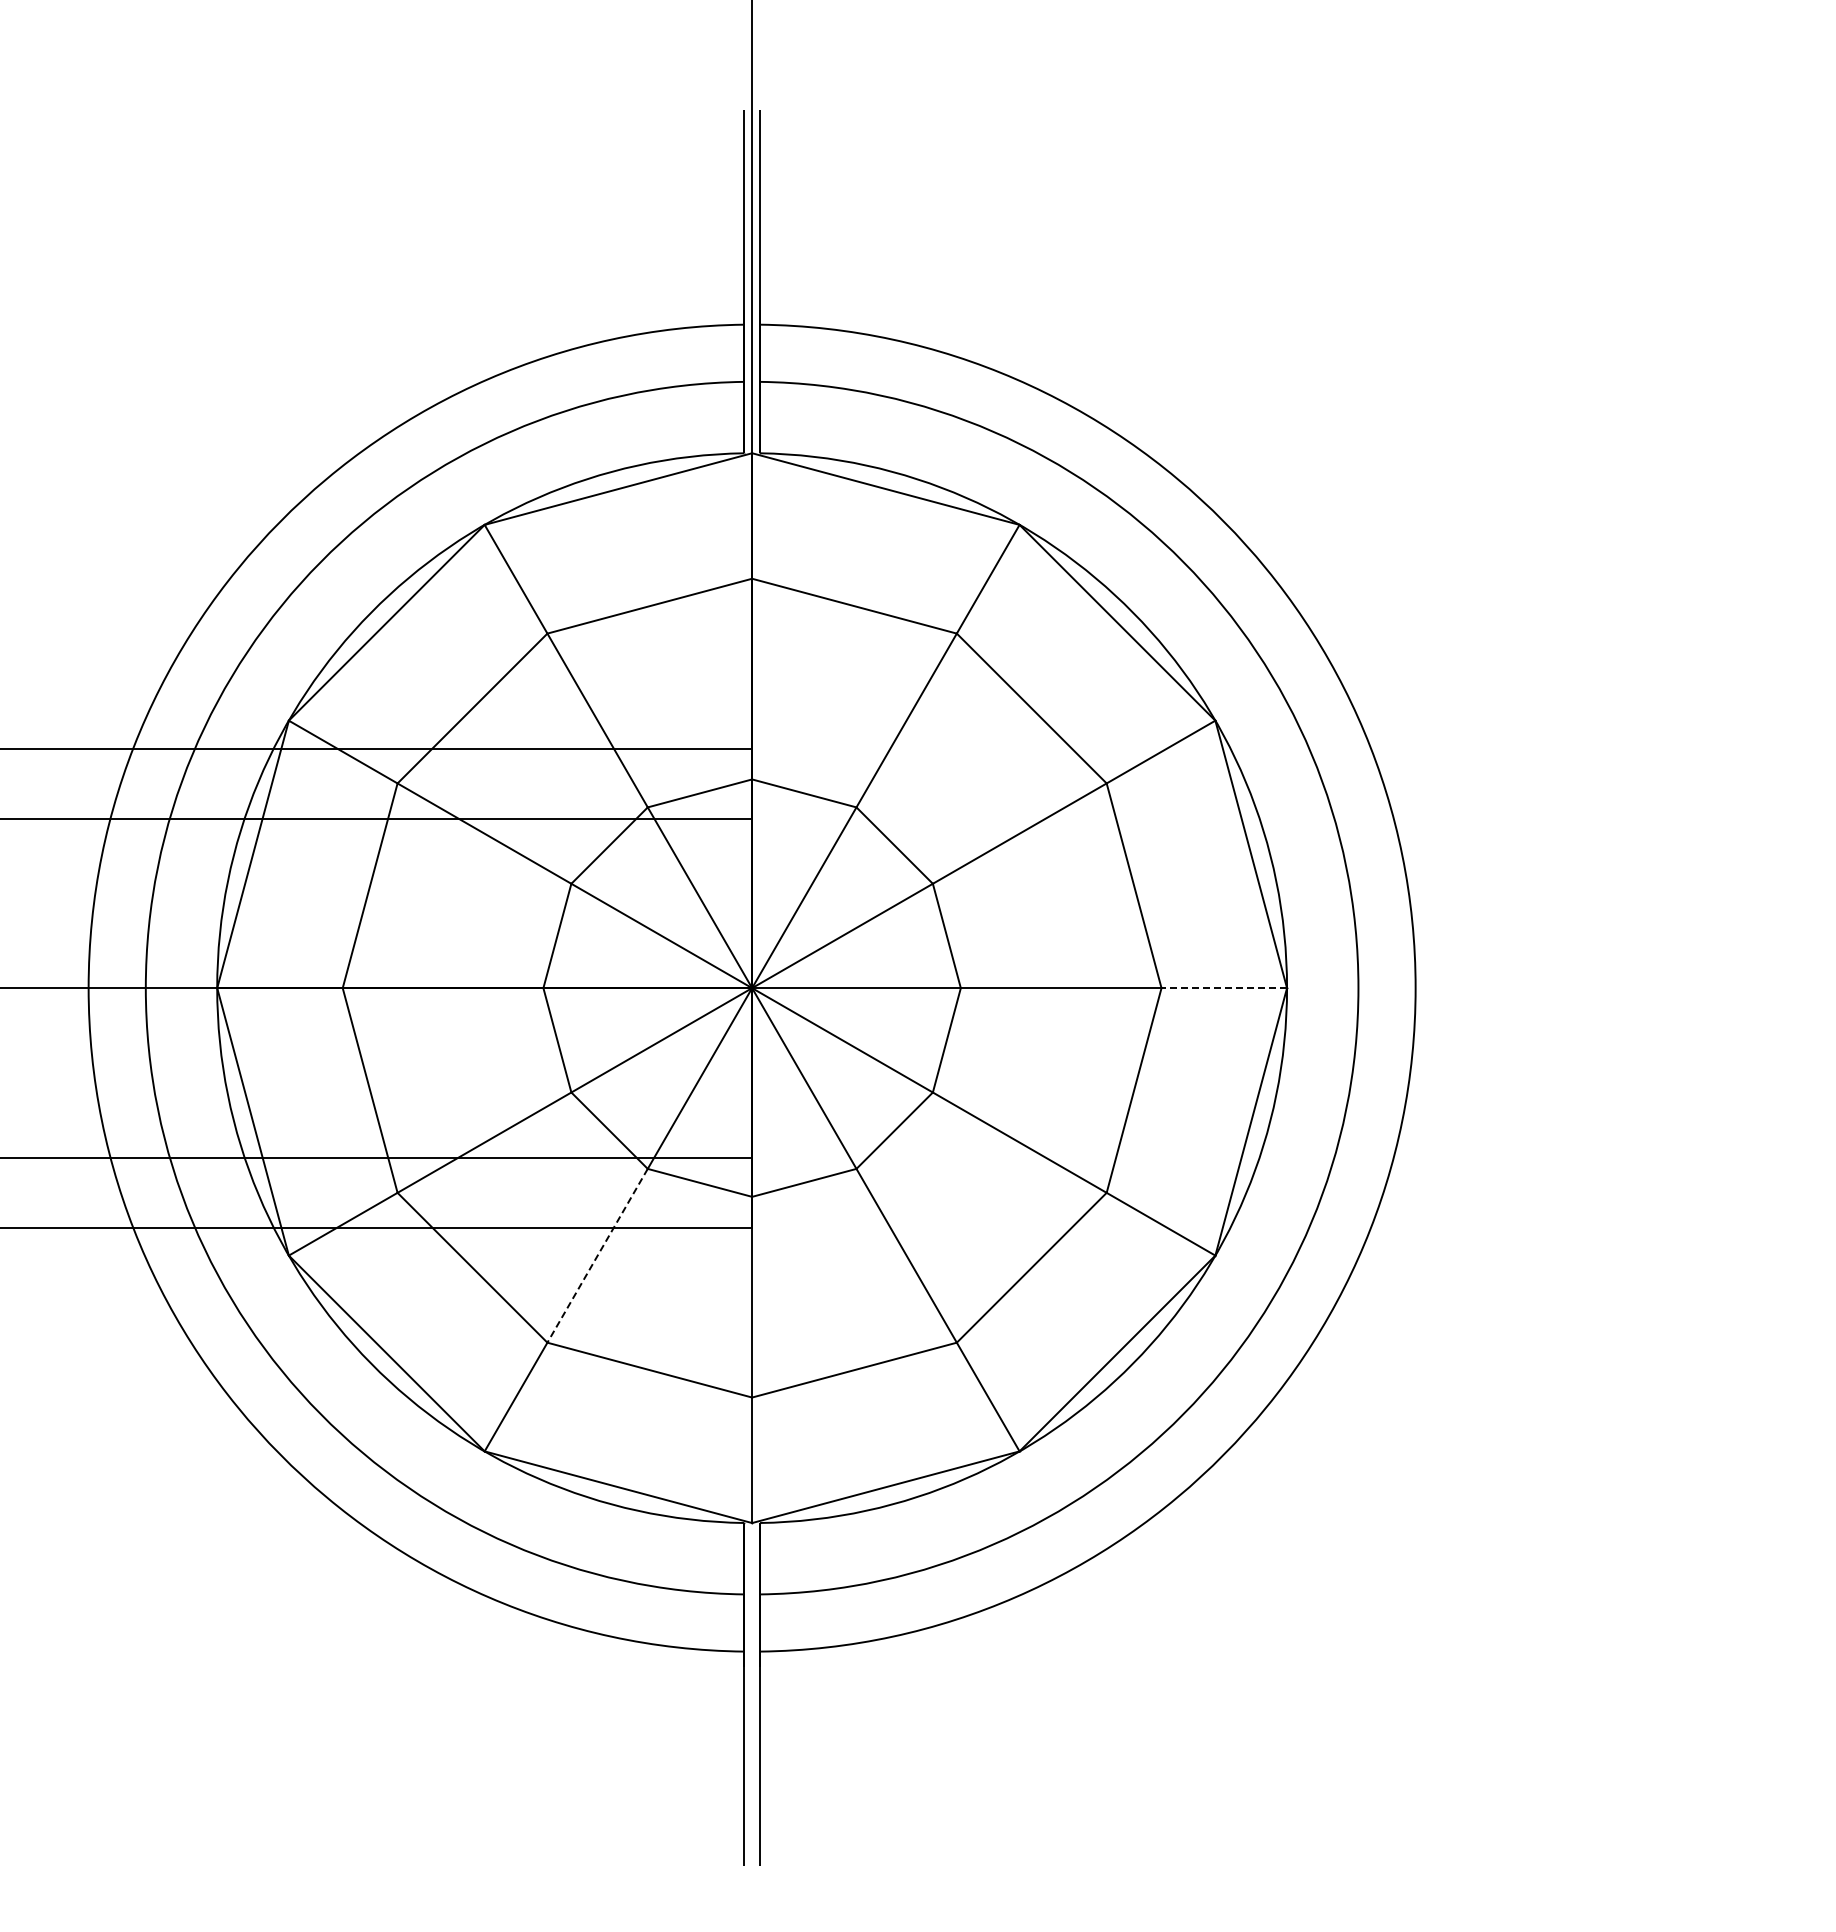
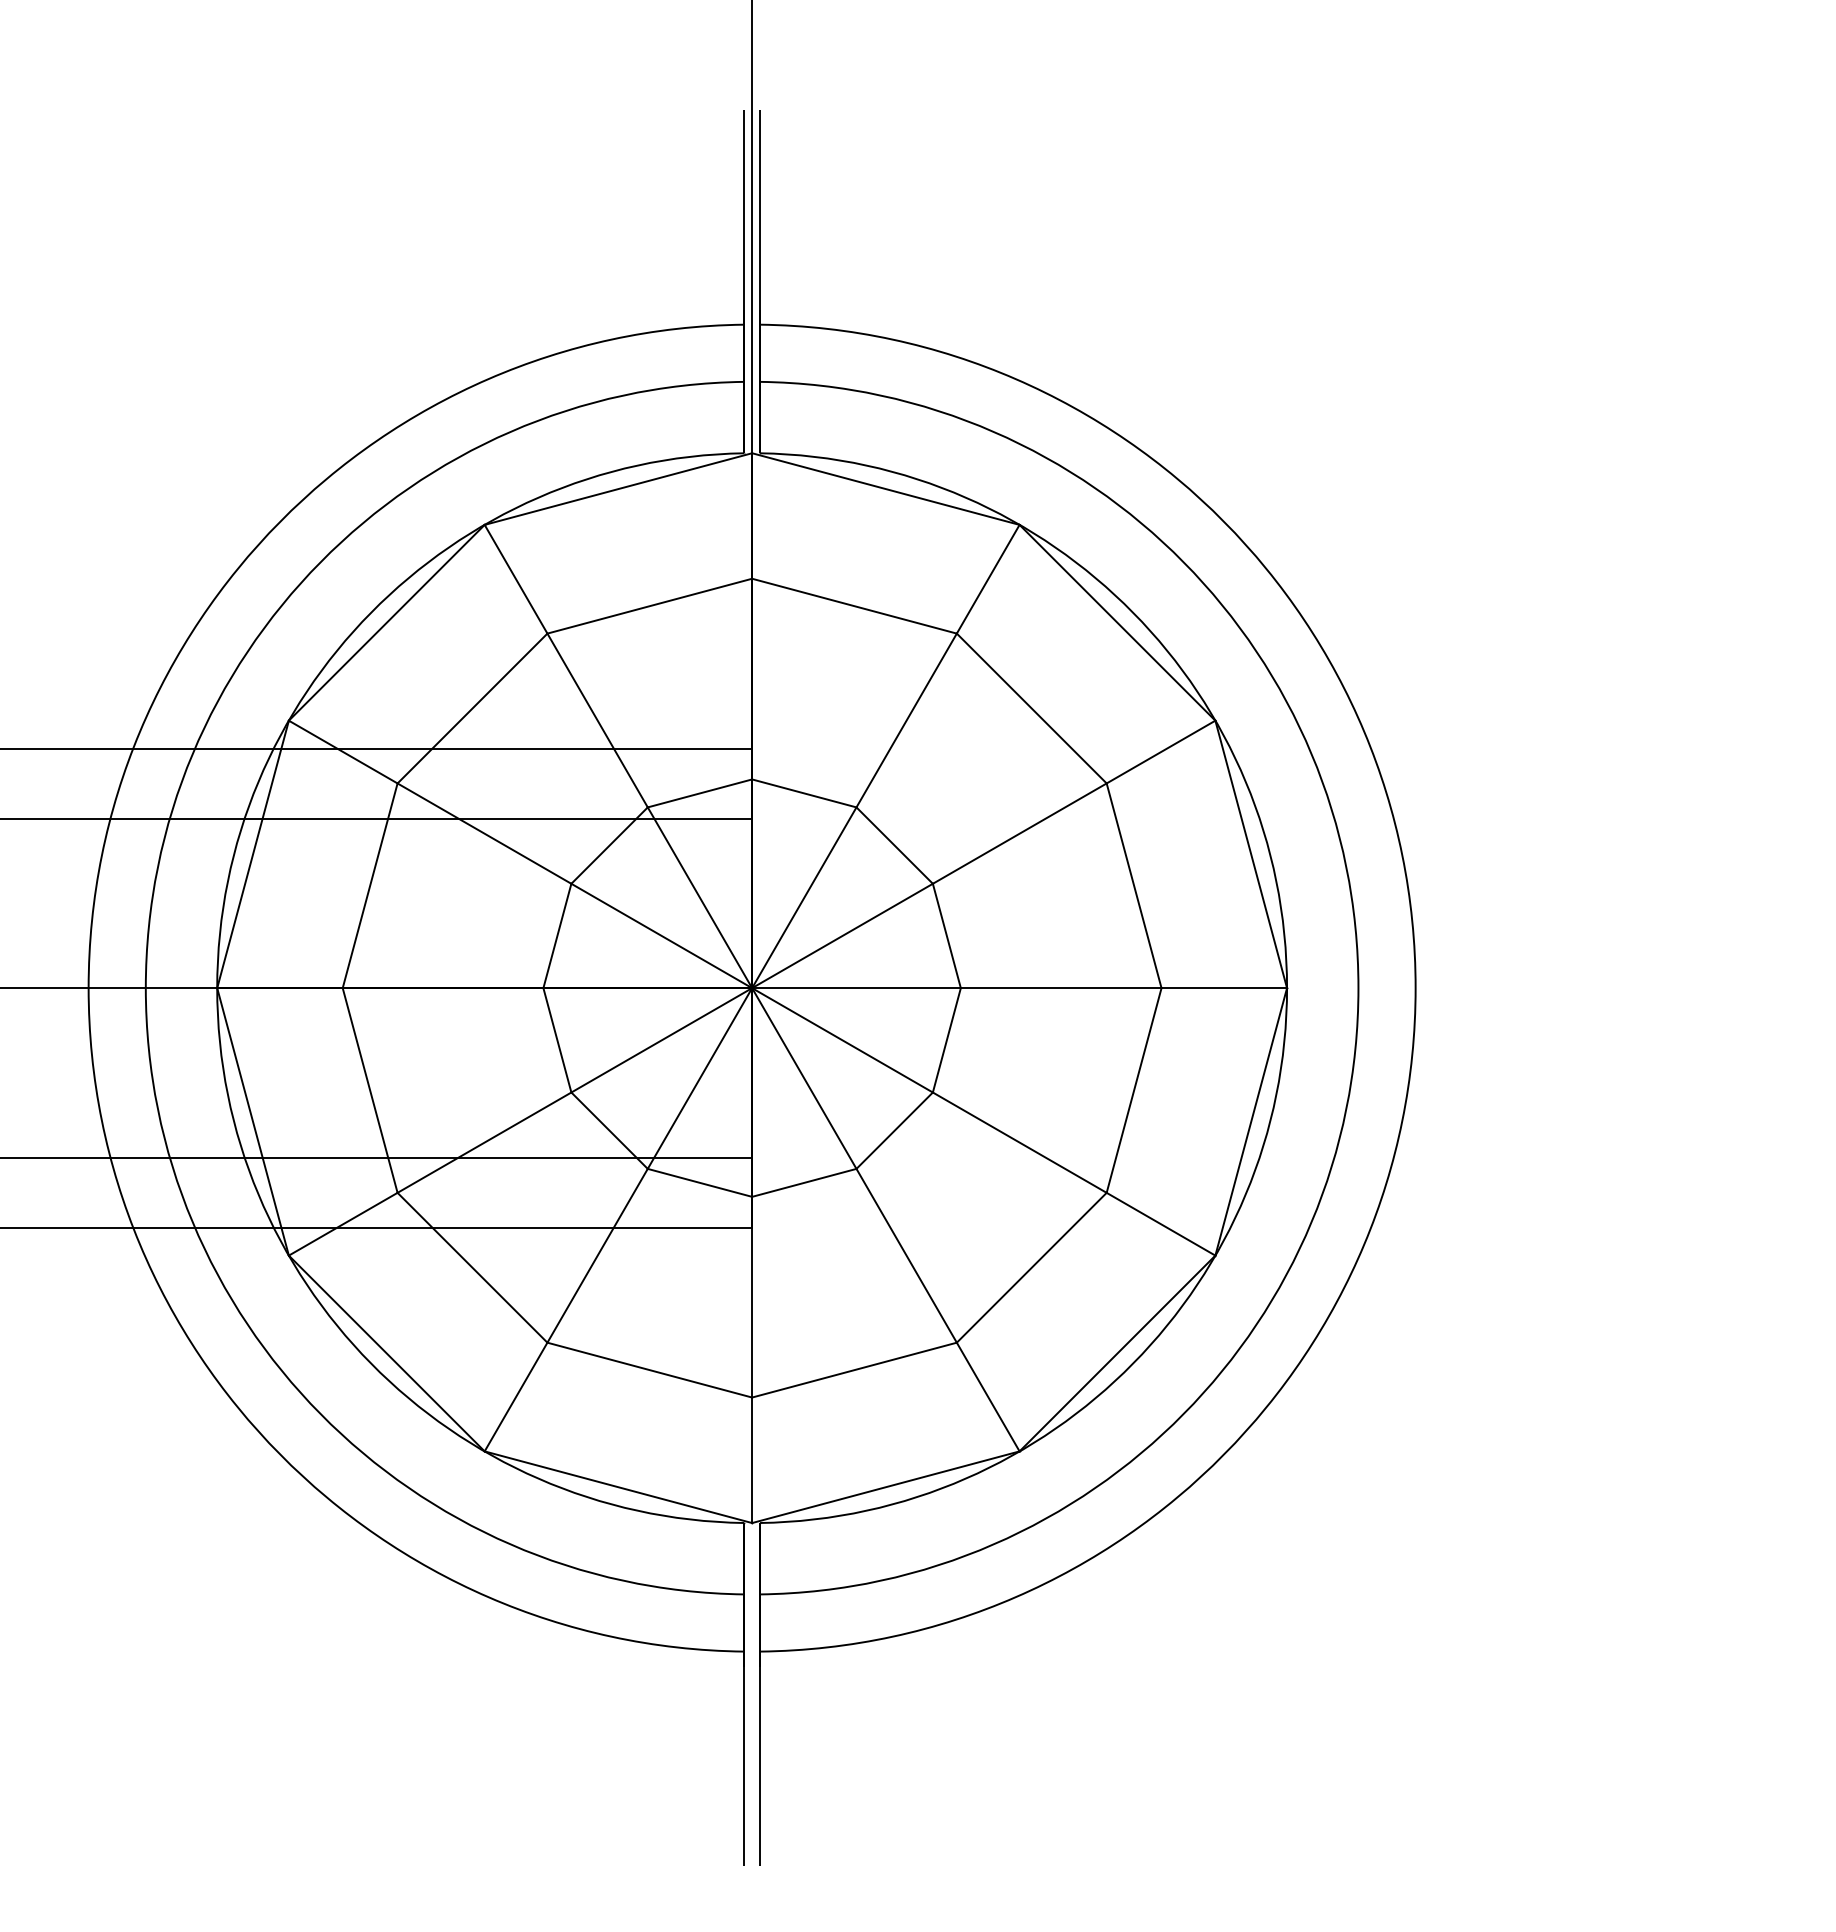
line: dashed -> solid (1224, 988)
line: dashed -> solid (597, 1256)
